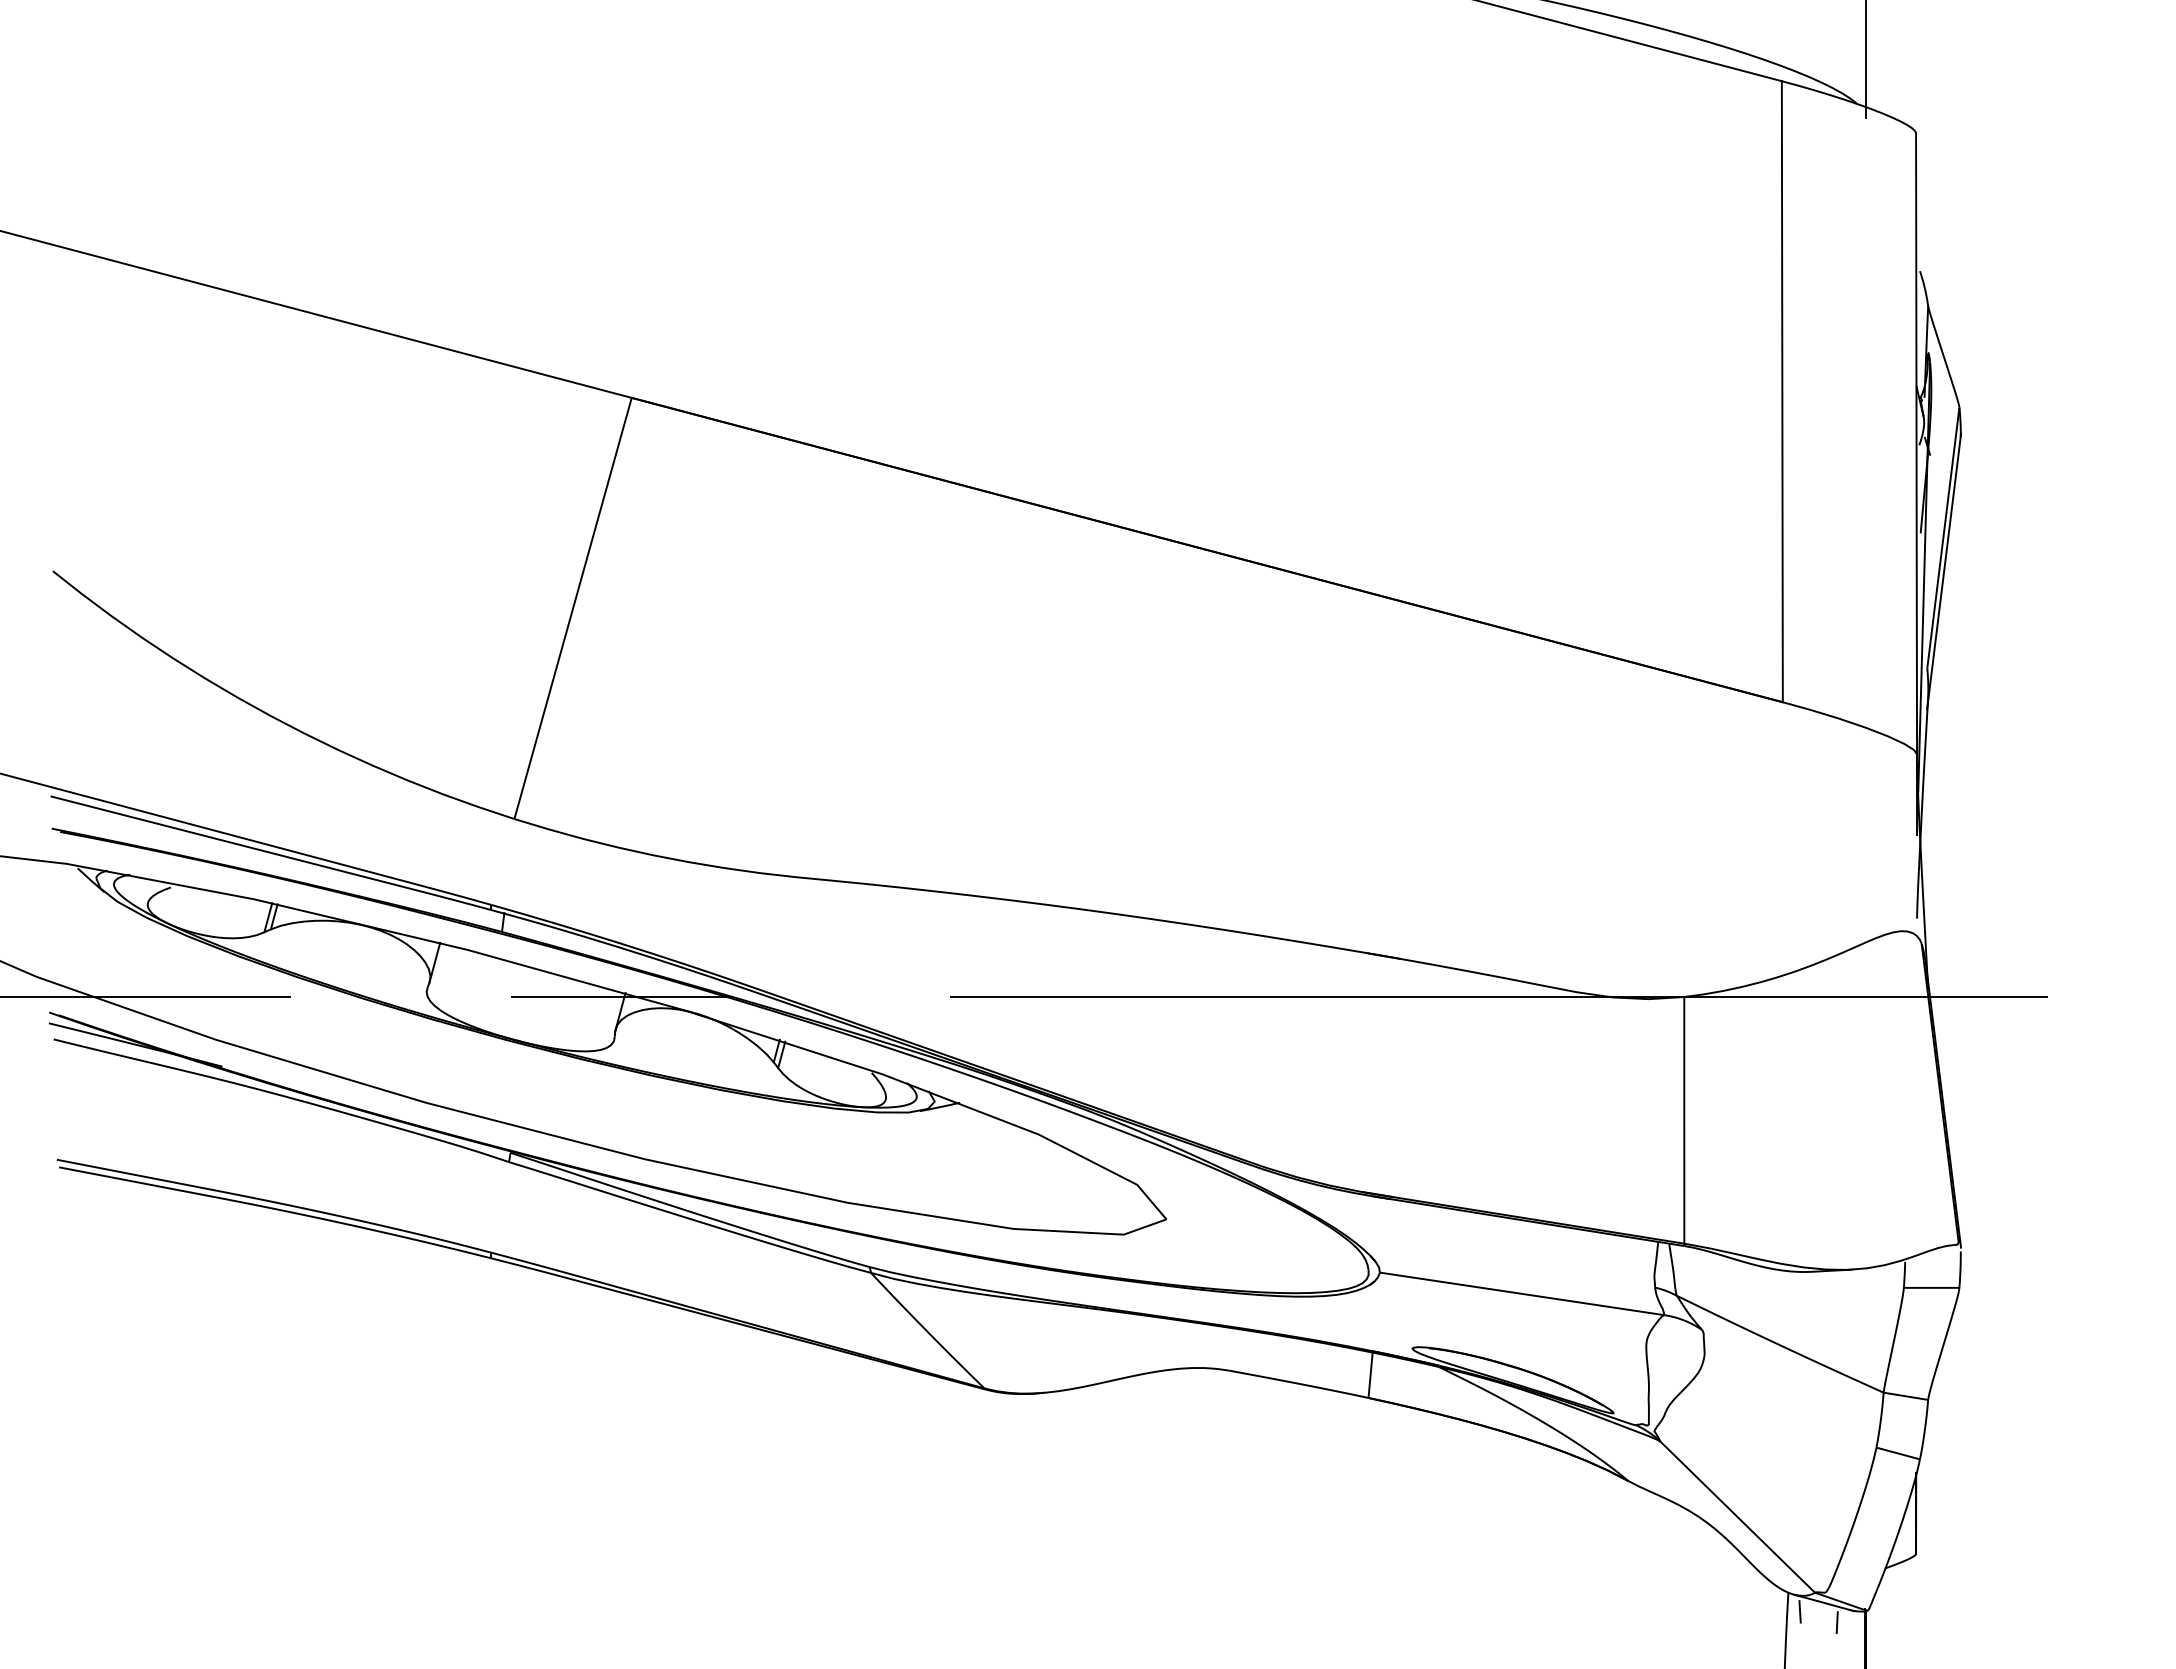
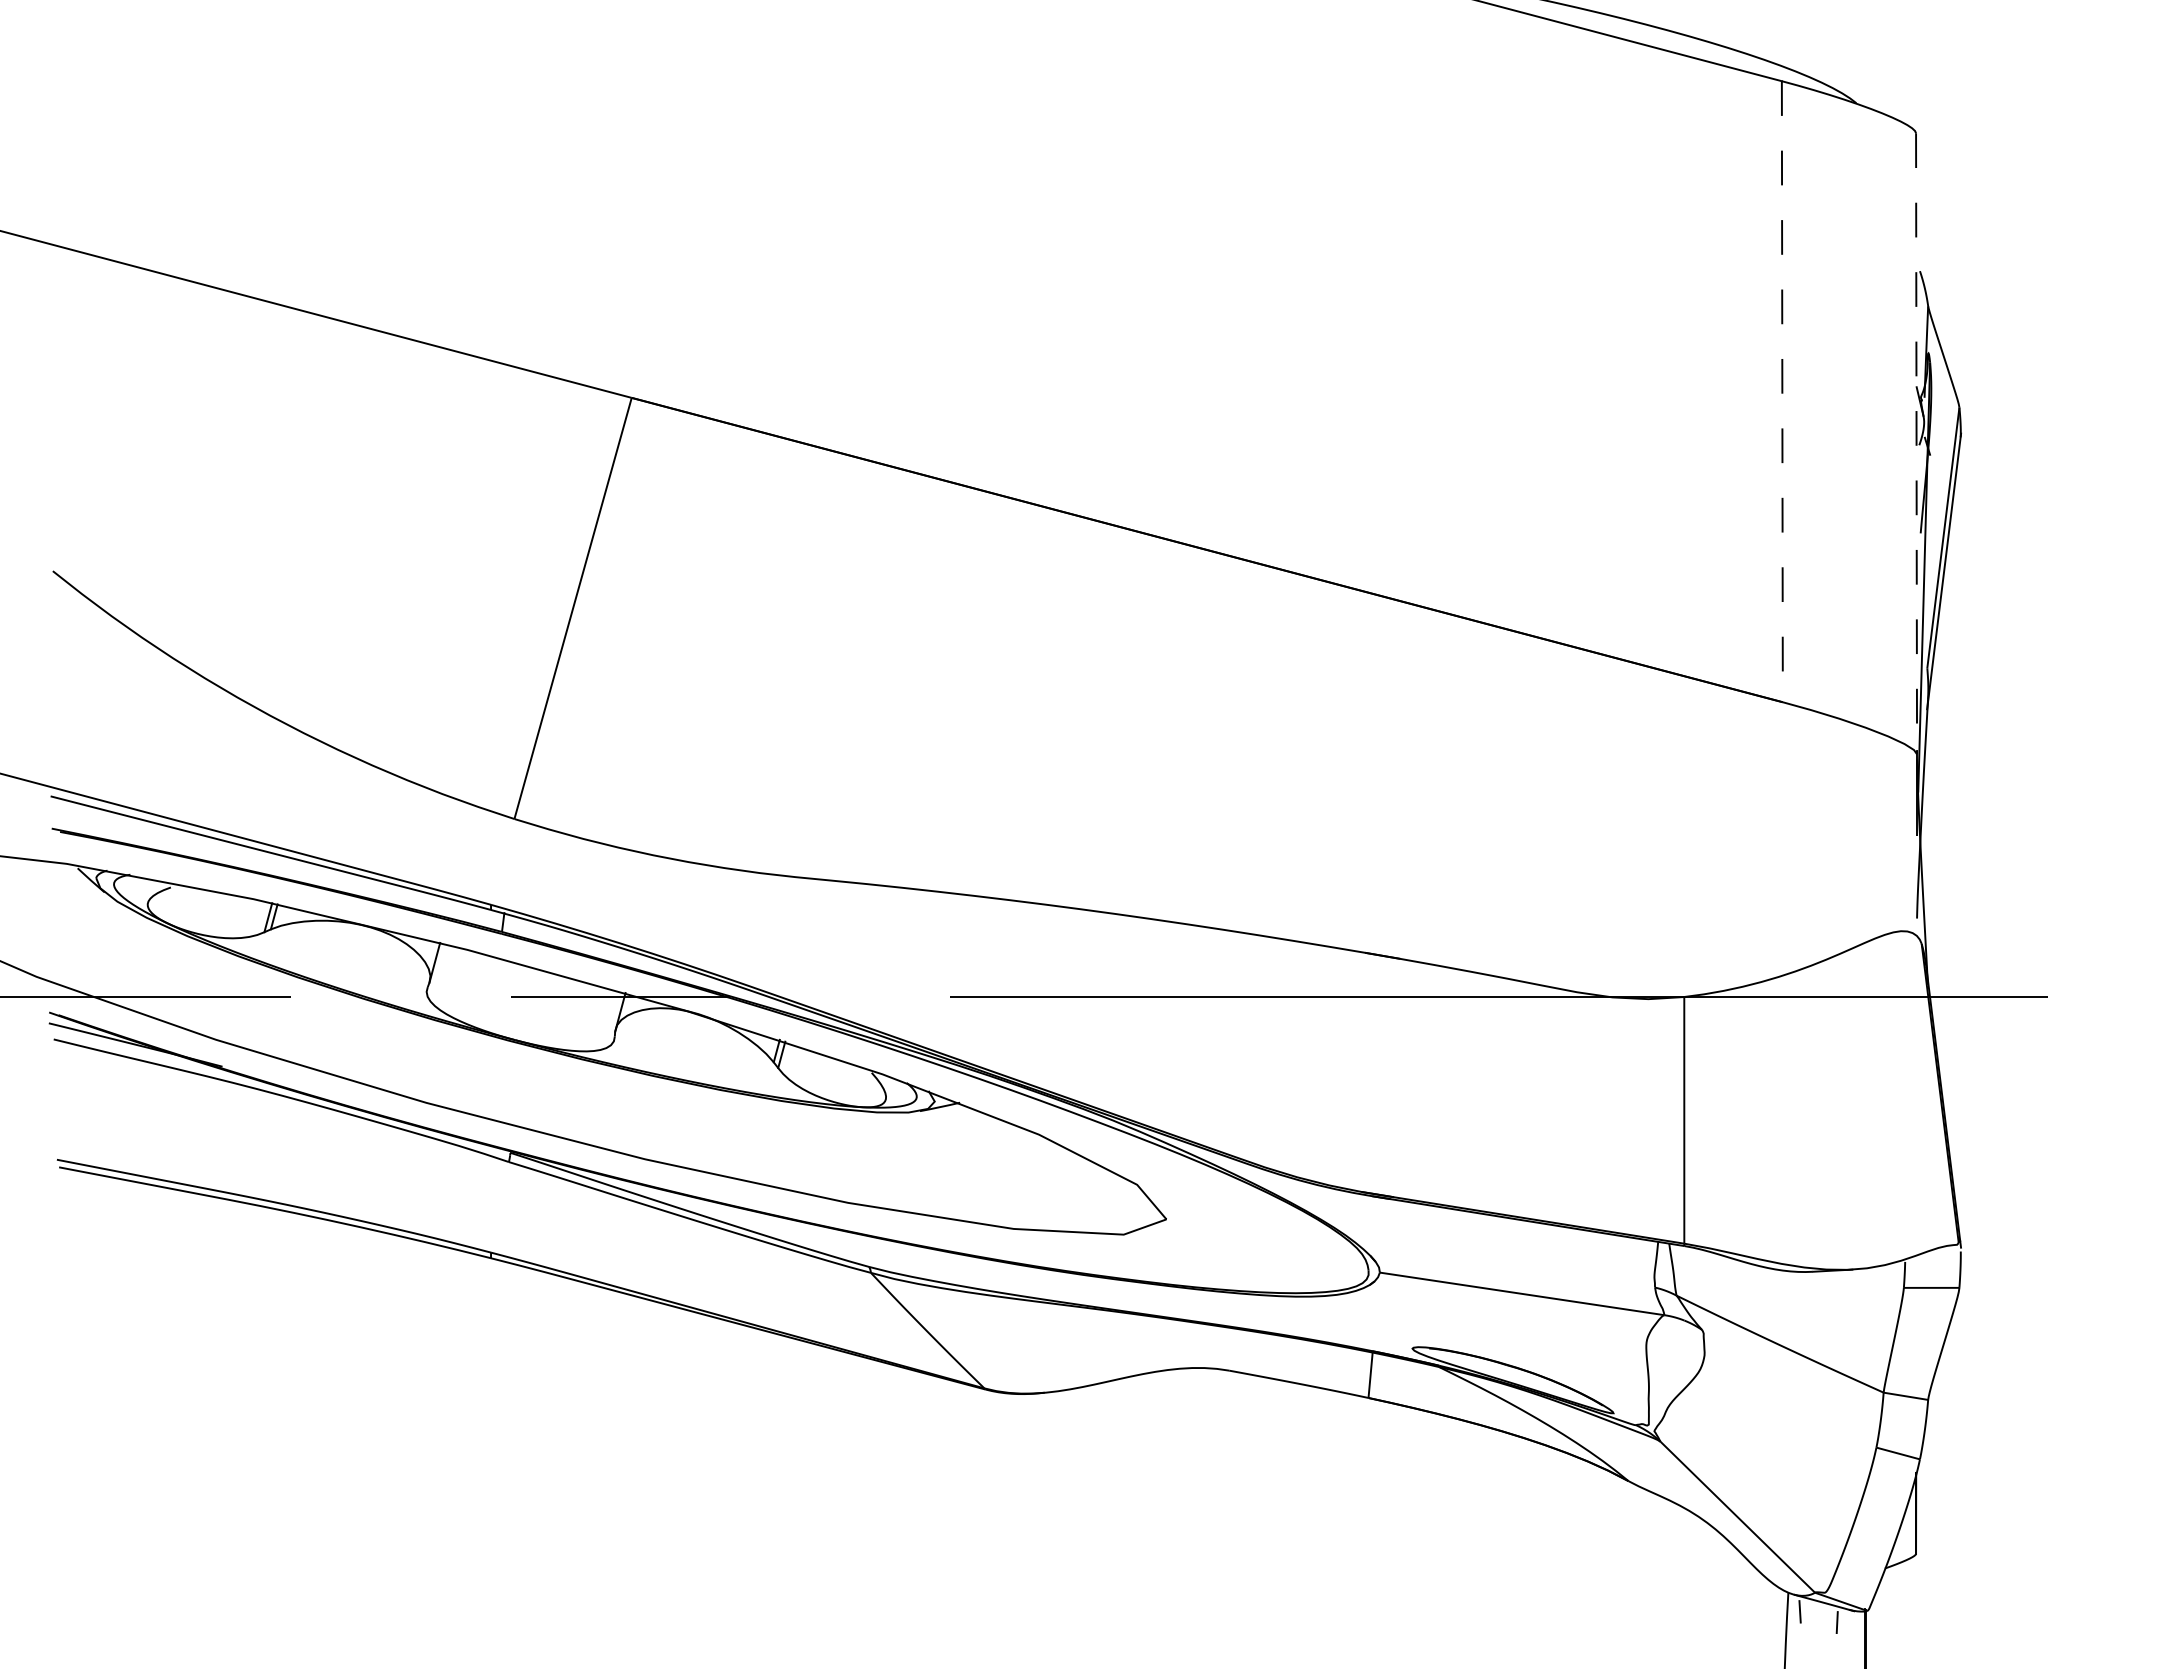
line: present -> none (1865, 59)
line: solid -> dashed (1782, 391)
line: solid -> dashed (1916, 443)
